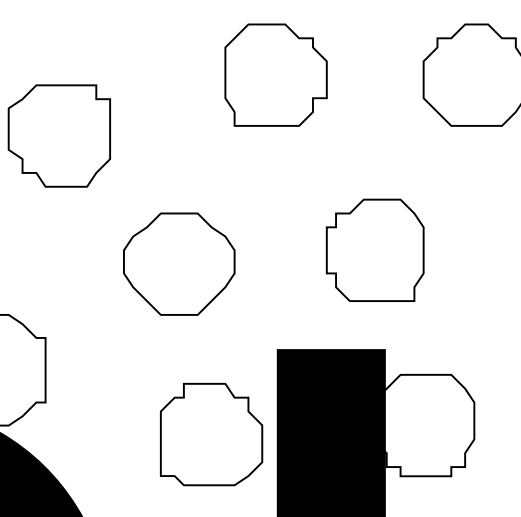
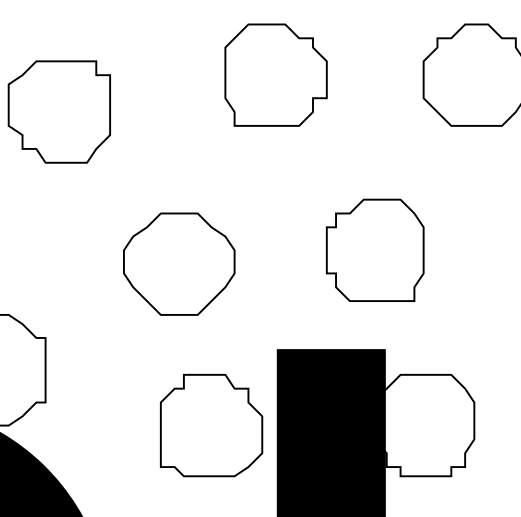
part position: (58, 135) -> (58, 111) (58, 111)
part position: (211, 434) -> (211, 425) (211, 425)
